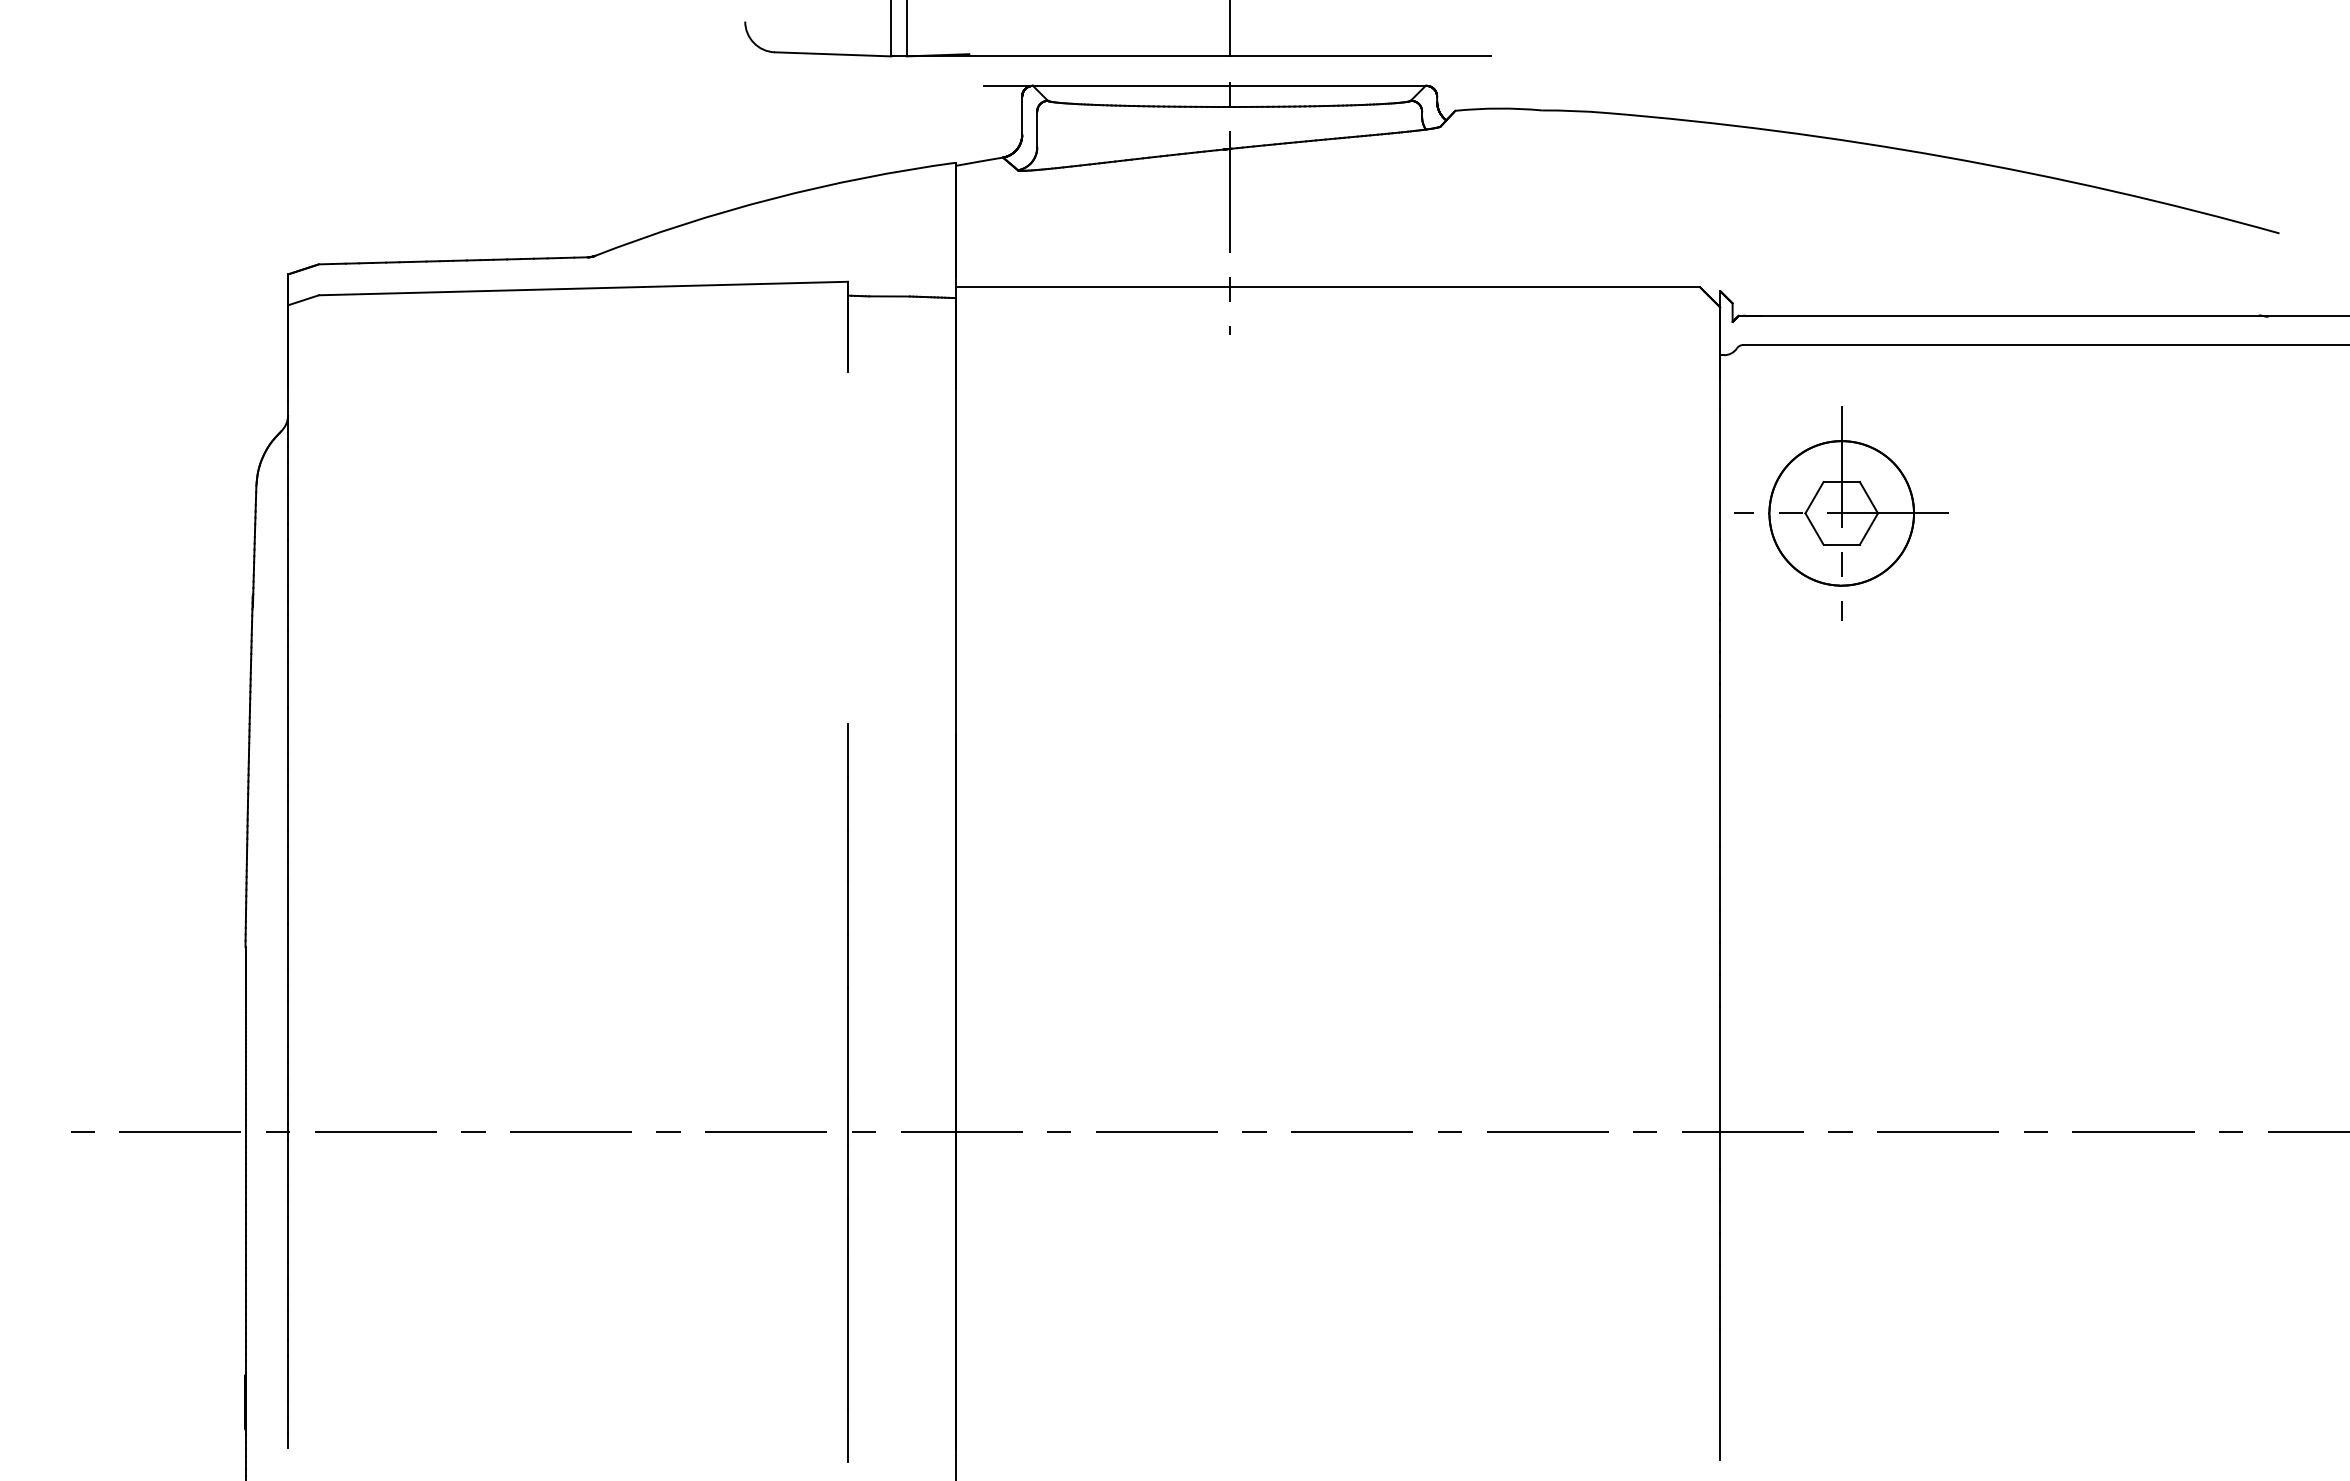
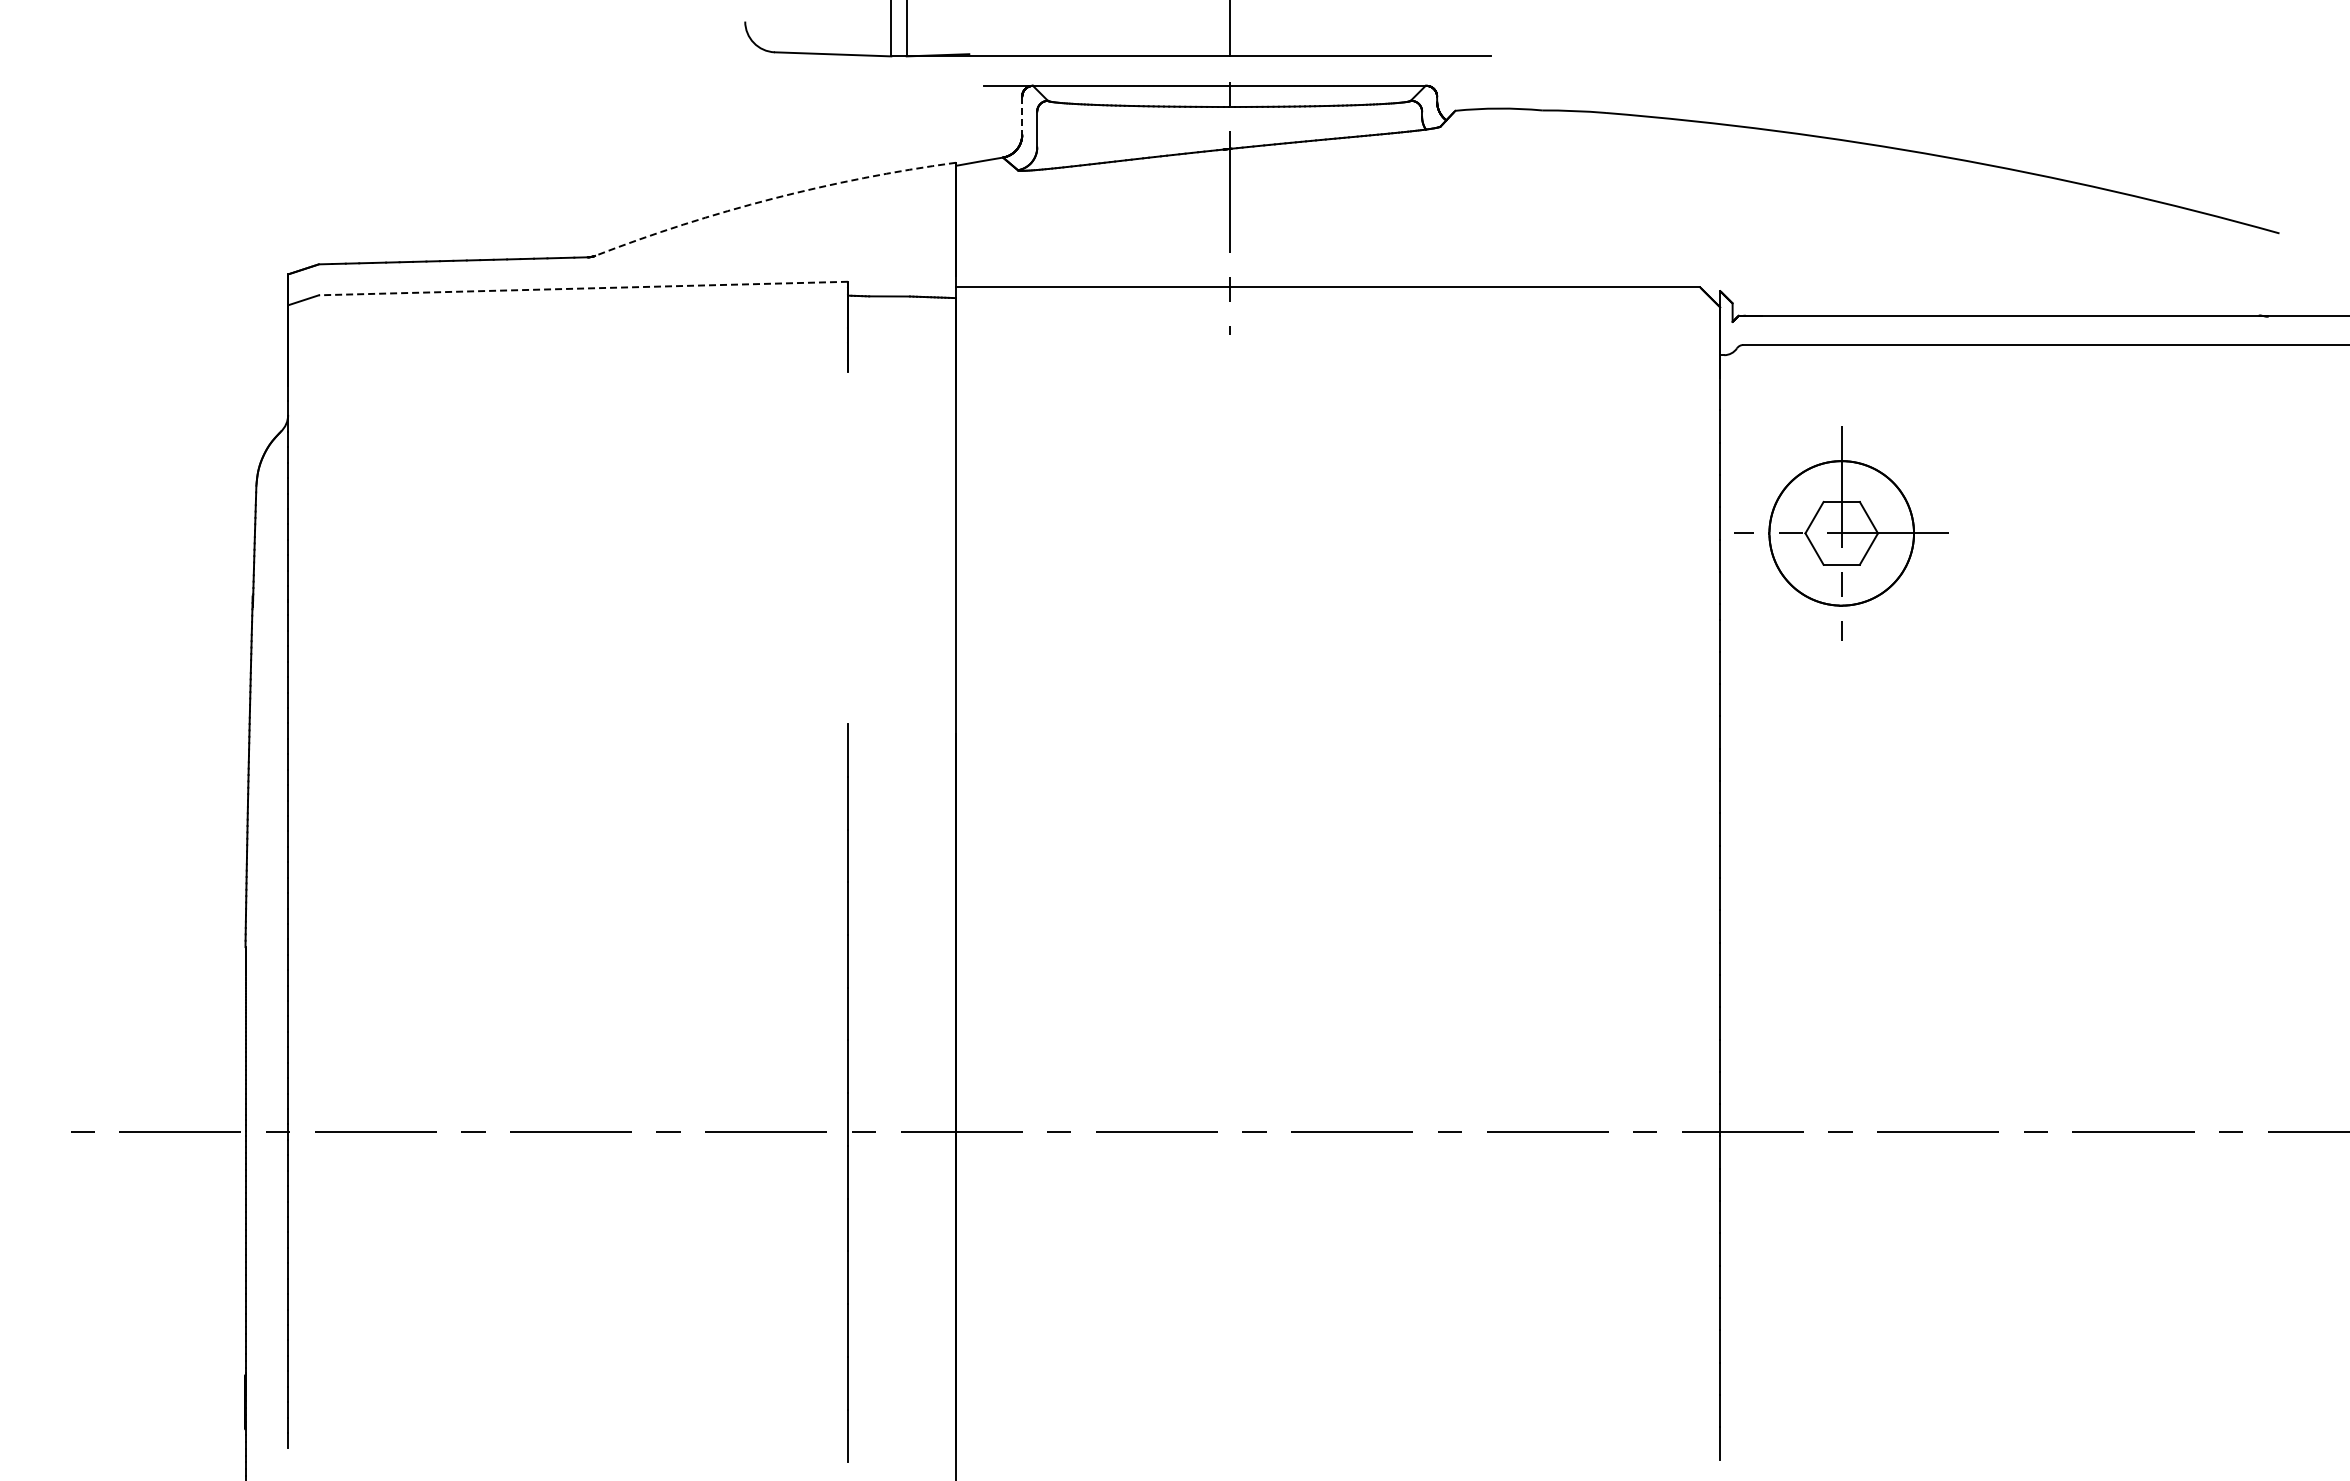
line: solid -> dashed (1022, 116)
arc: solid -> dashed (772, 198)
line: solid -> dashed (583, 288)
part position: (1841, 513) -> (1841, 533) (1841, 533)
